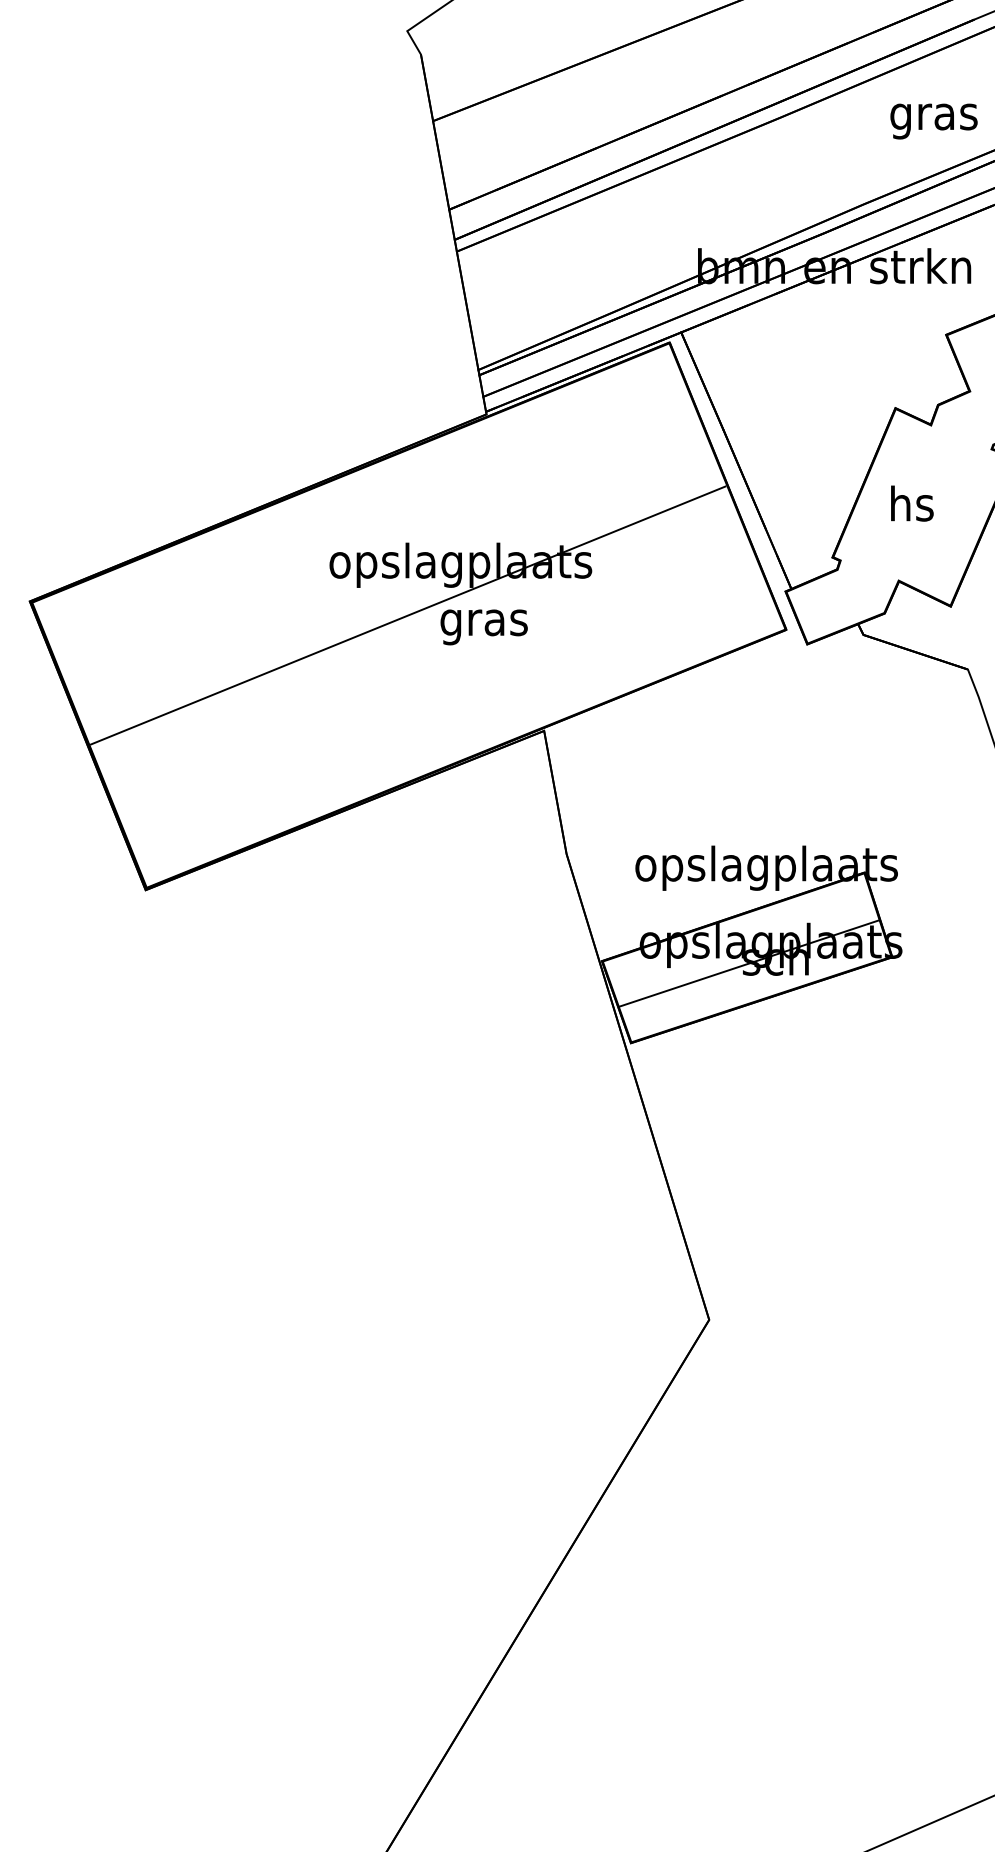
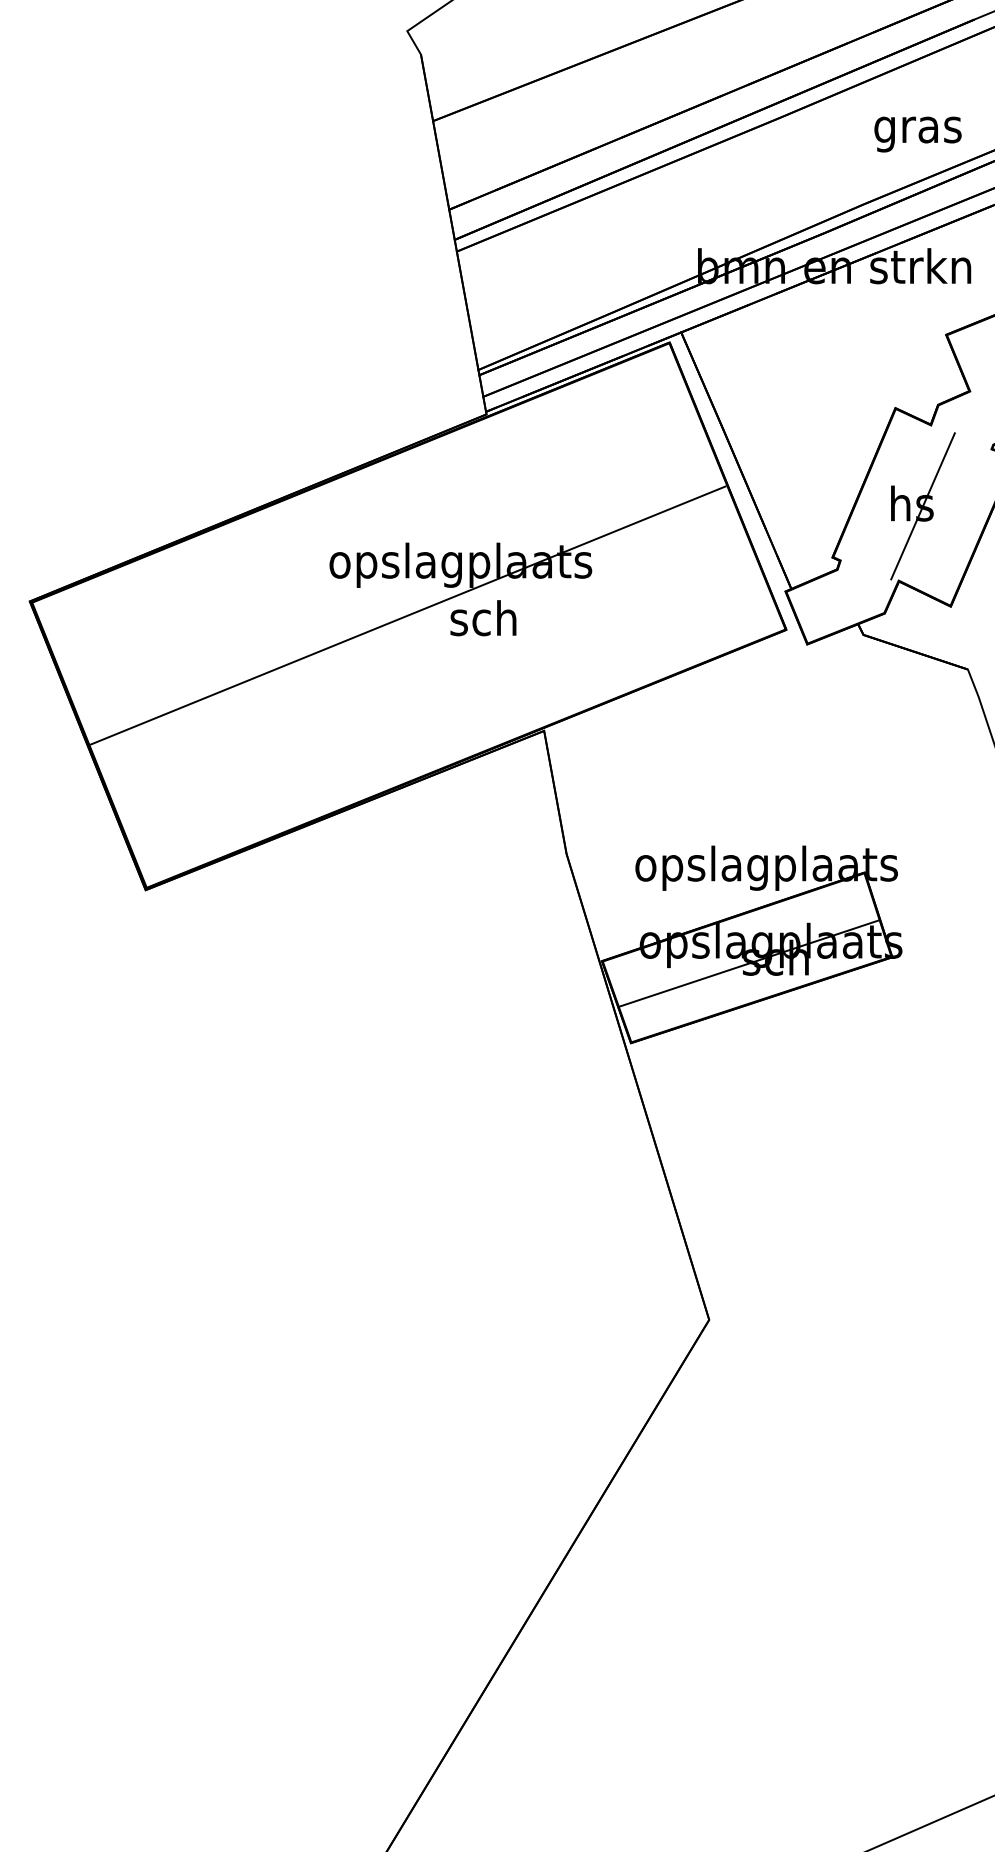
text position: (933, 121) -> (917, 134) (917, 134)
line: none -> present (922, 506)
text: gras -> sch (483, 622)
